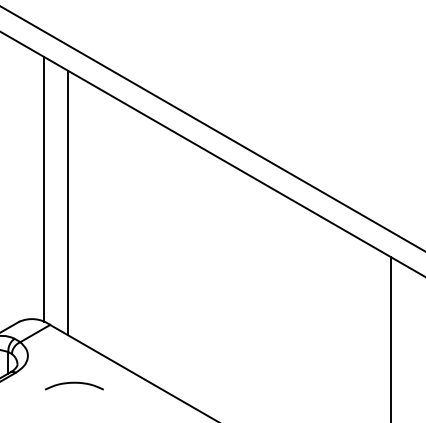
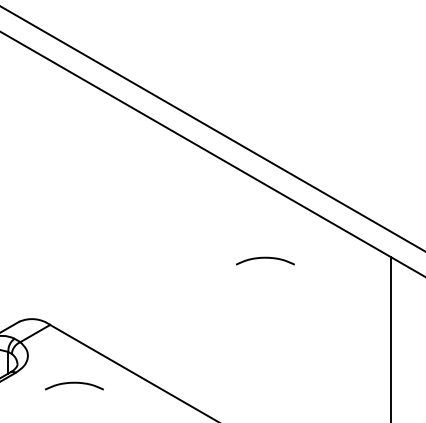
line: present -> none (43, 188)
line: present -> none (67, 202)
curve: none -> present (265, 258)
